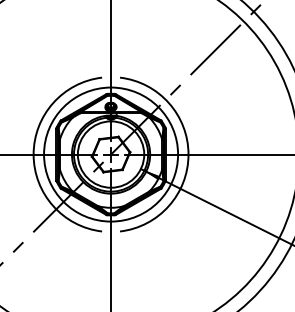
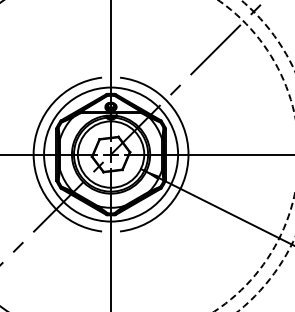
arc: solid -> dashed (294, 195)
arc: solid -> dashed (293, 240)
